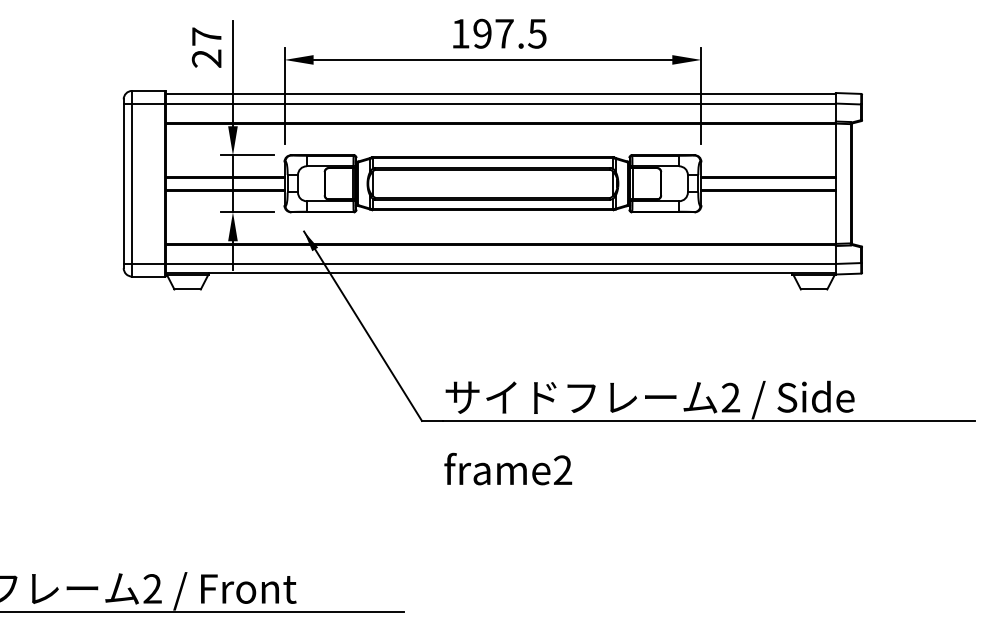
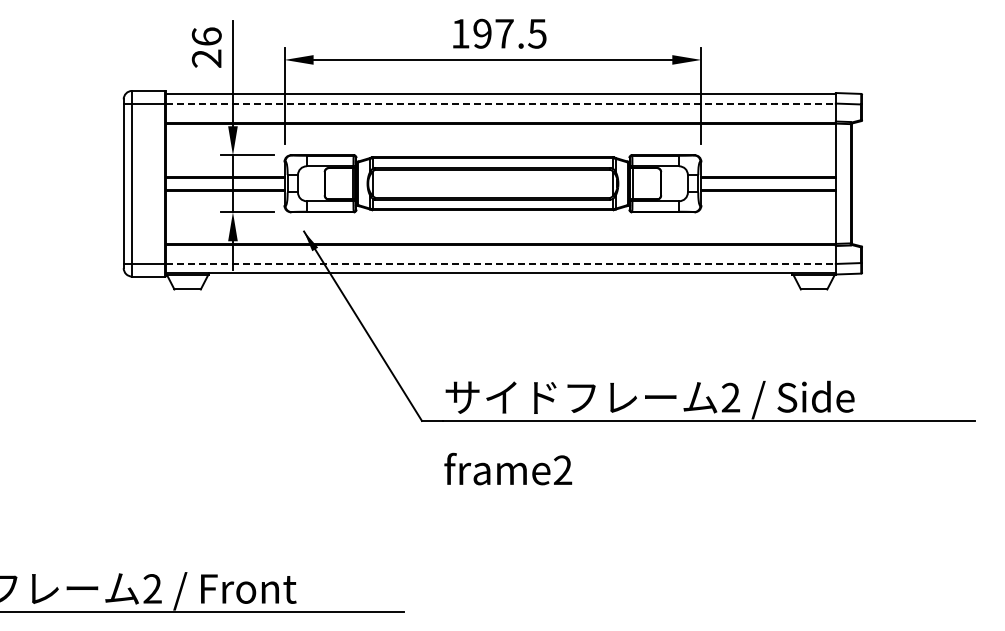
text: 27 -> 26 (206, 36)
line: solid -> dashed (500, 103)
line: solid -> dashed (500, 263)
